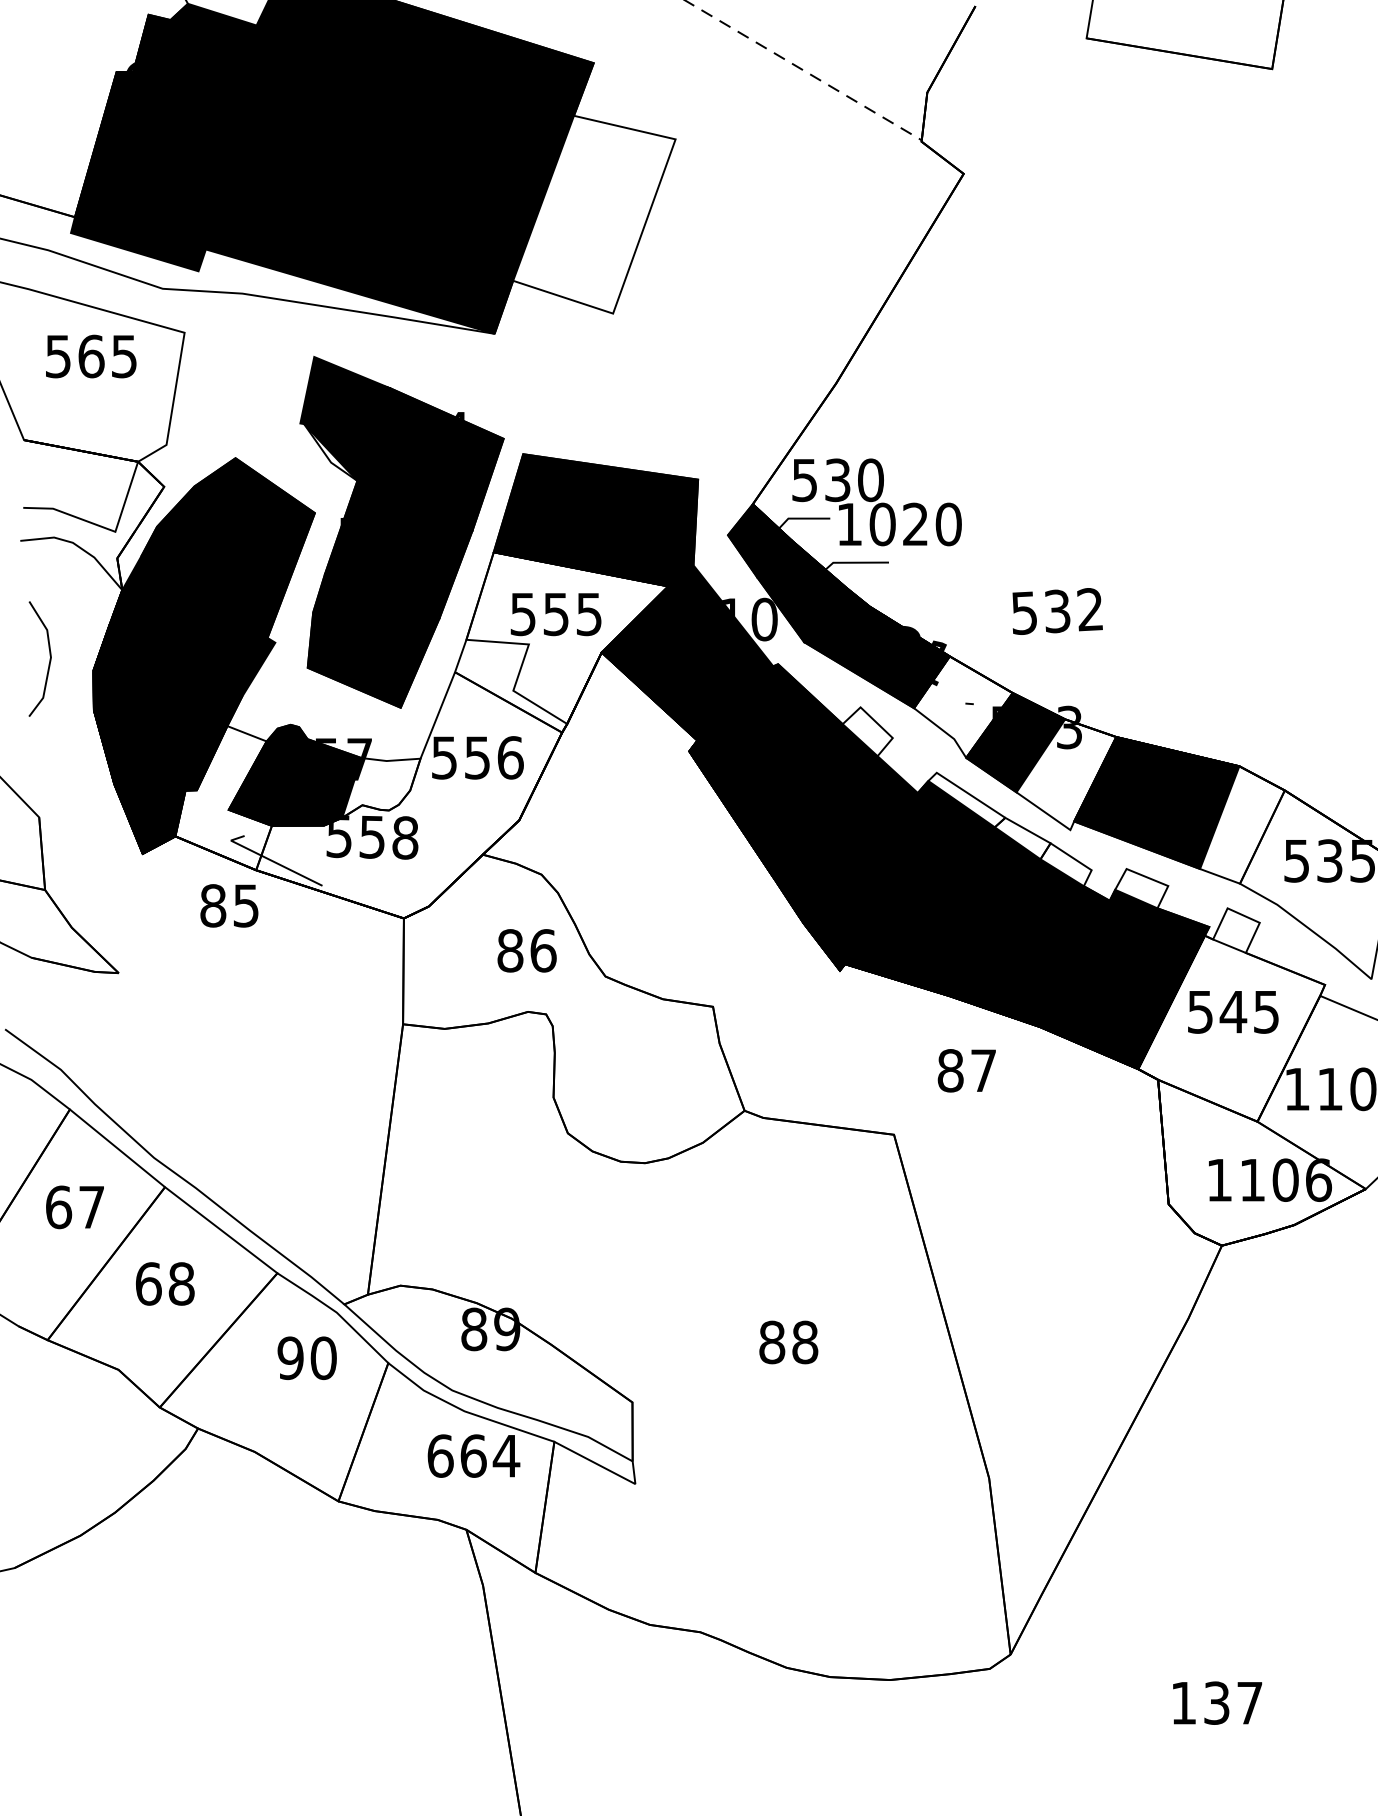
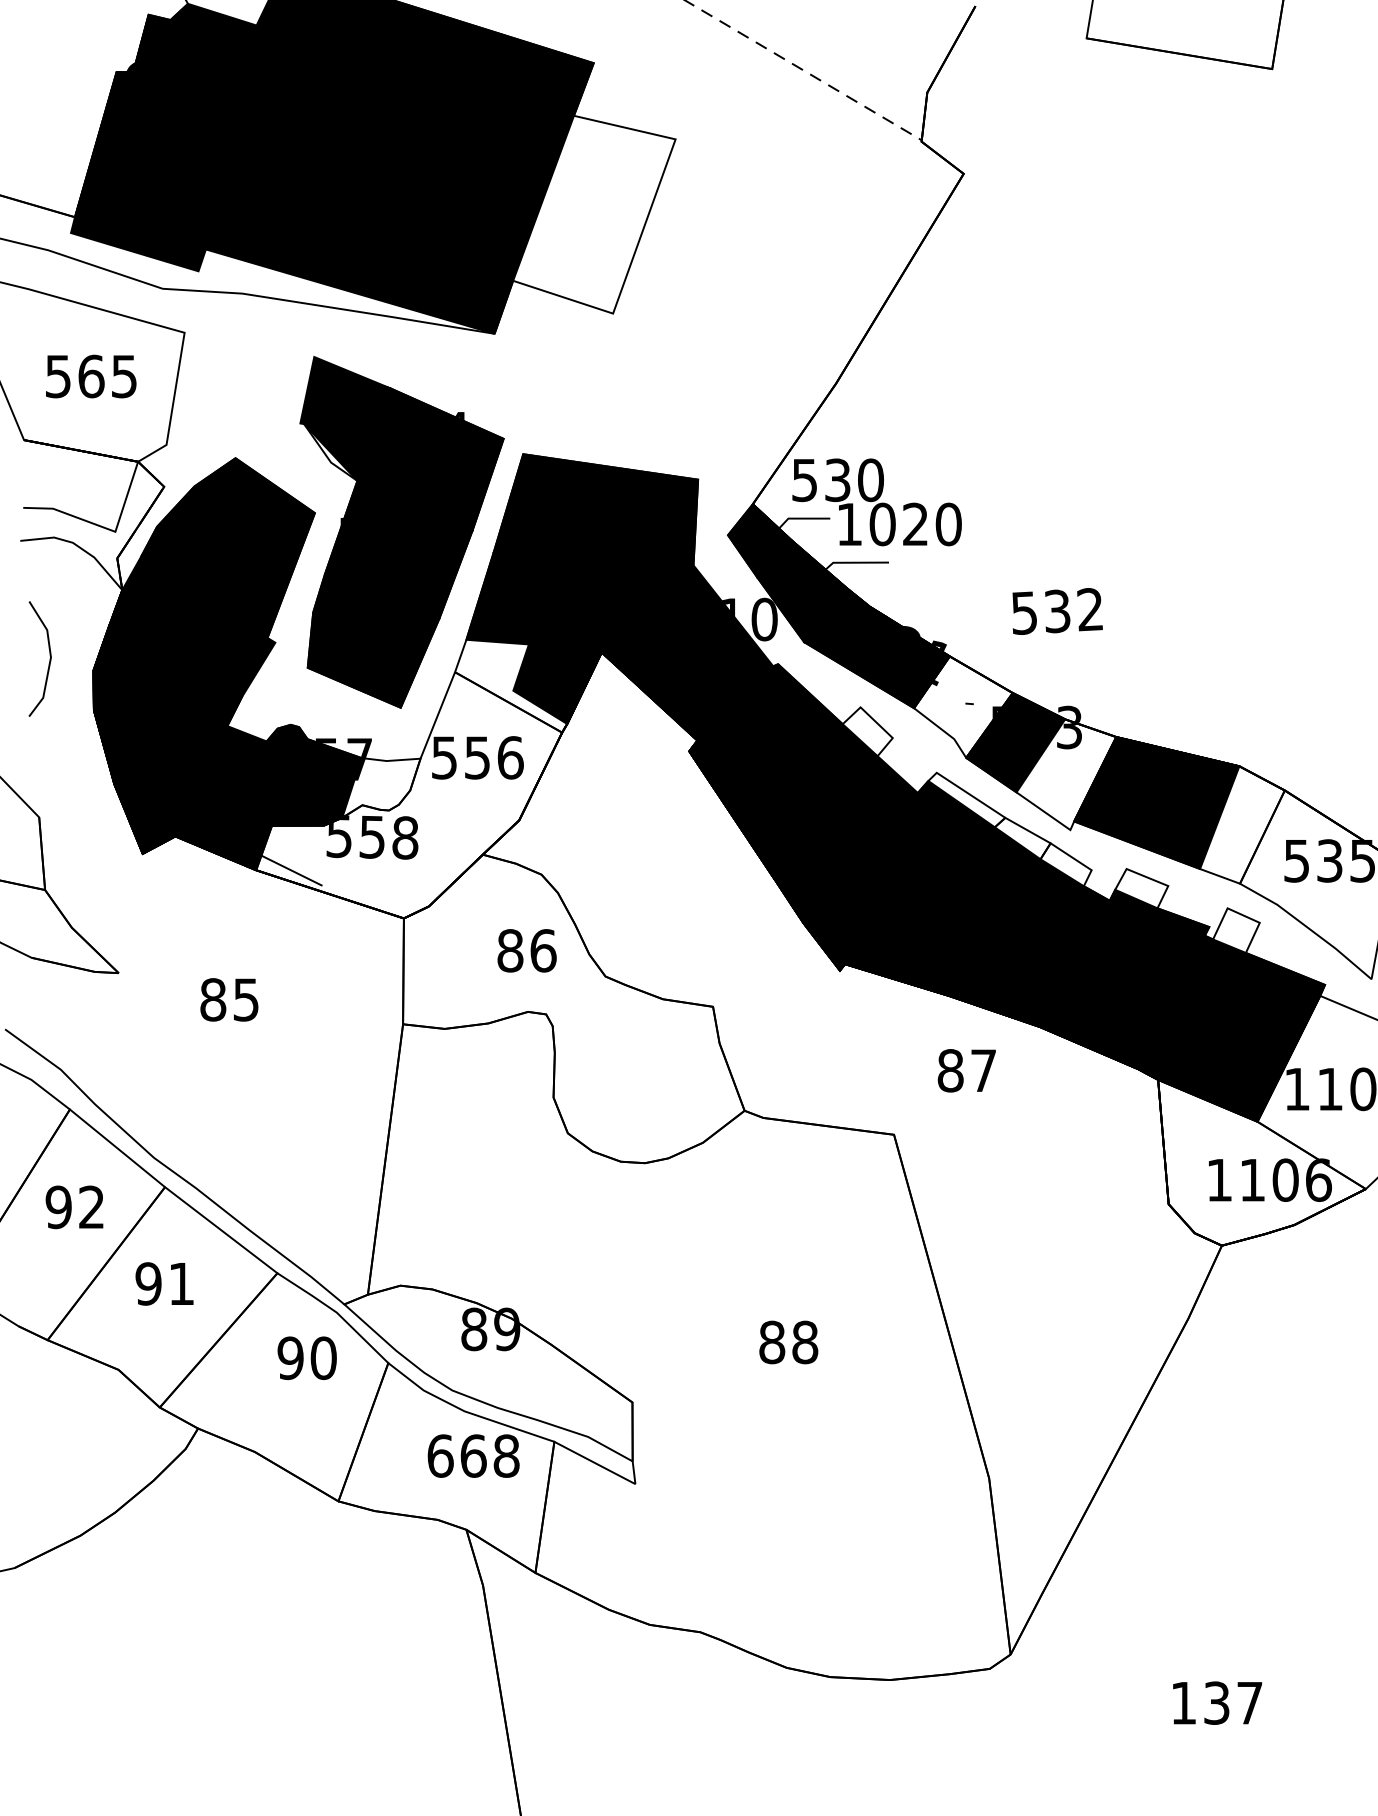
text position: (91, 356) -> (91, 376) (91, 376)
fill: none -> present (567, 638)
fill: none -> present (223, 798)
text position: (229, 905) -> (229, 999) (229, 999)
fill: none -> present (1231, 1028)
text: 67 -> 92 (74, 1207)
text: 68 -> 91 (164, 1283)
text: 664 -> 668 (506, 1455)
